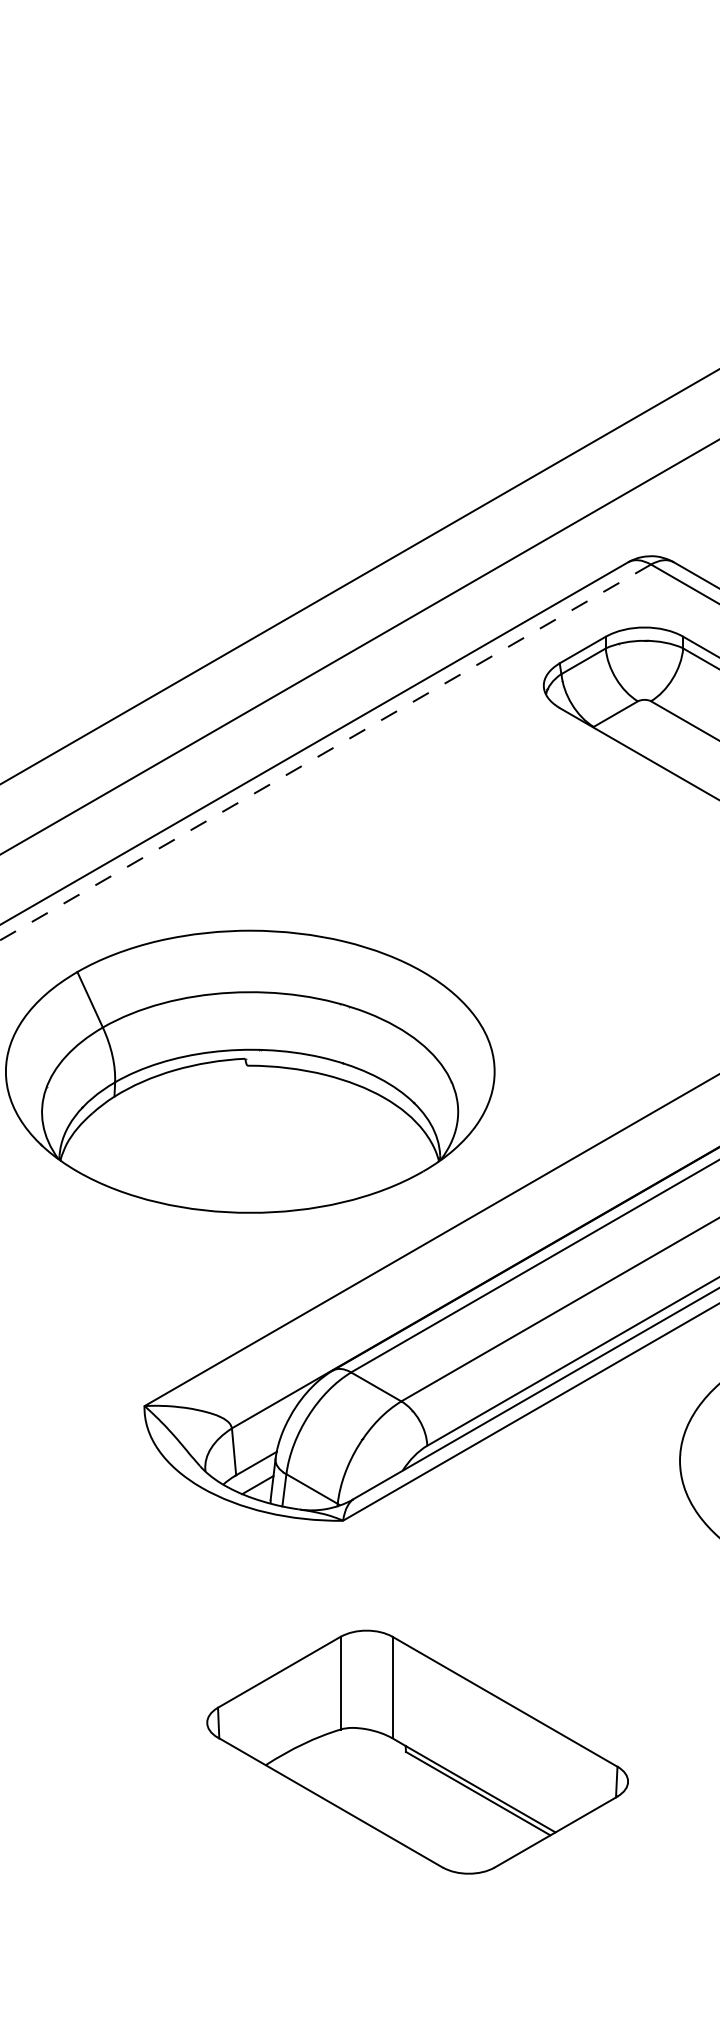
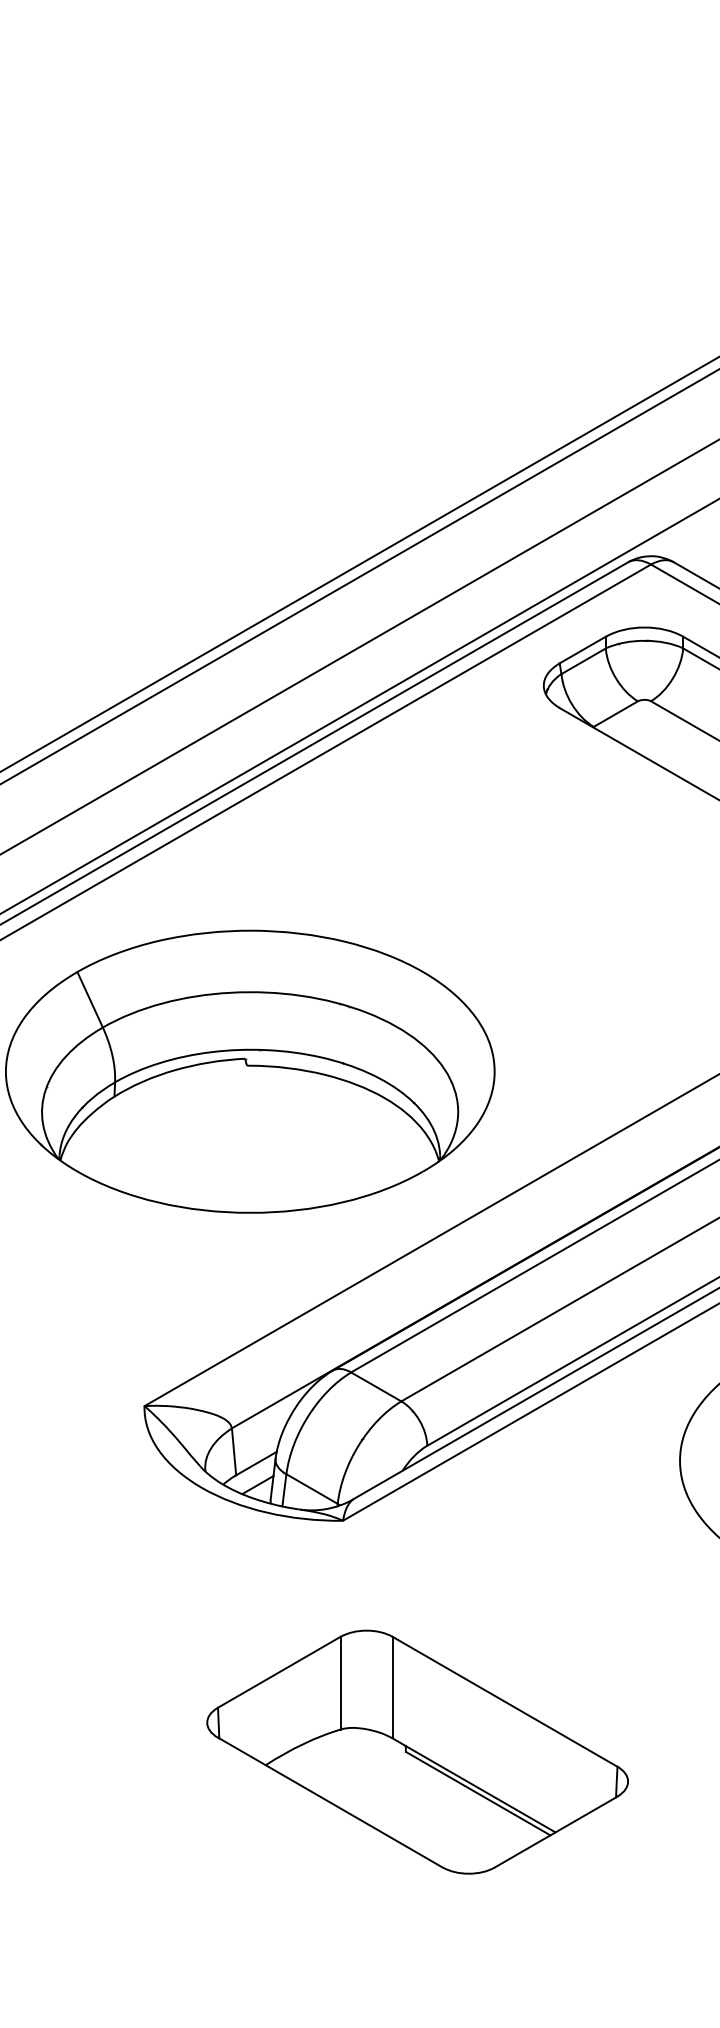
line: none -> present (359, 564)
line: none -> present (359, 706)
line: dashed -> solid (325, 752)
